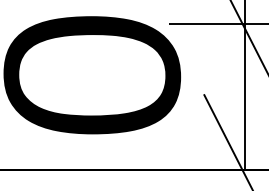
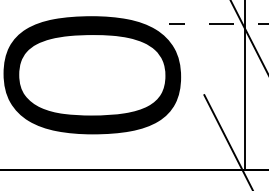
line: solid -> dashed (218, 23)
